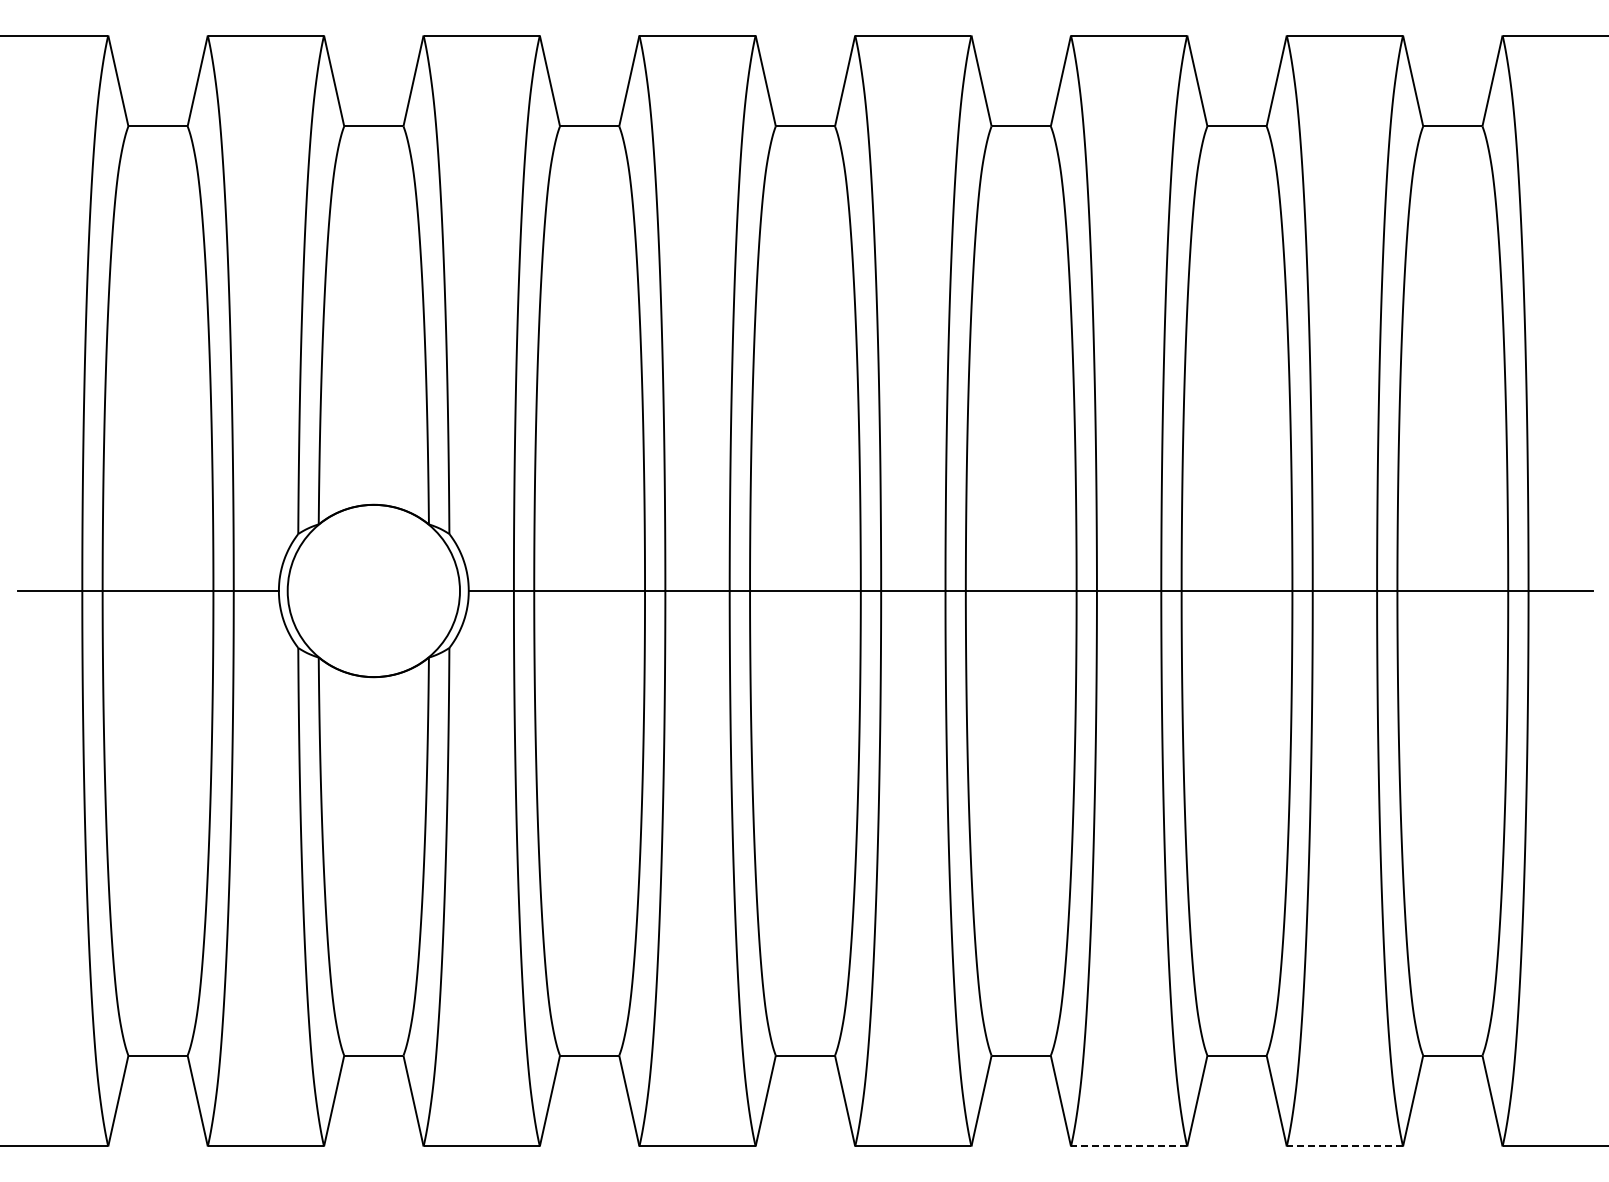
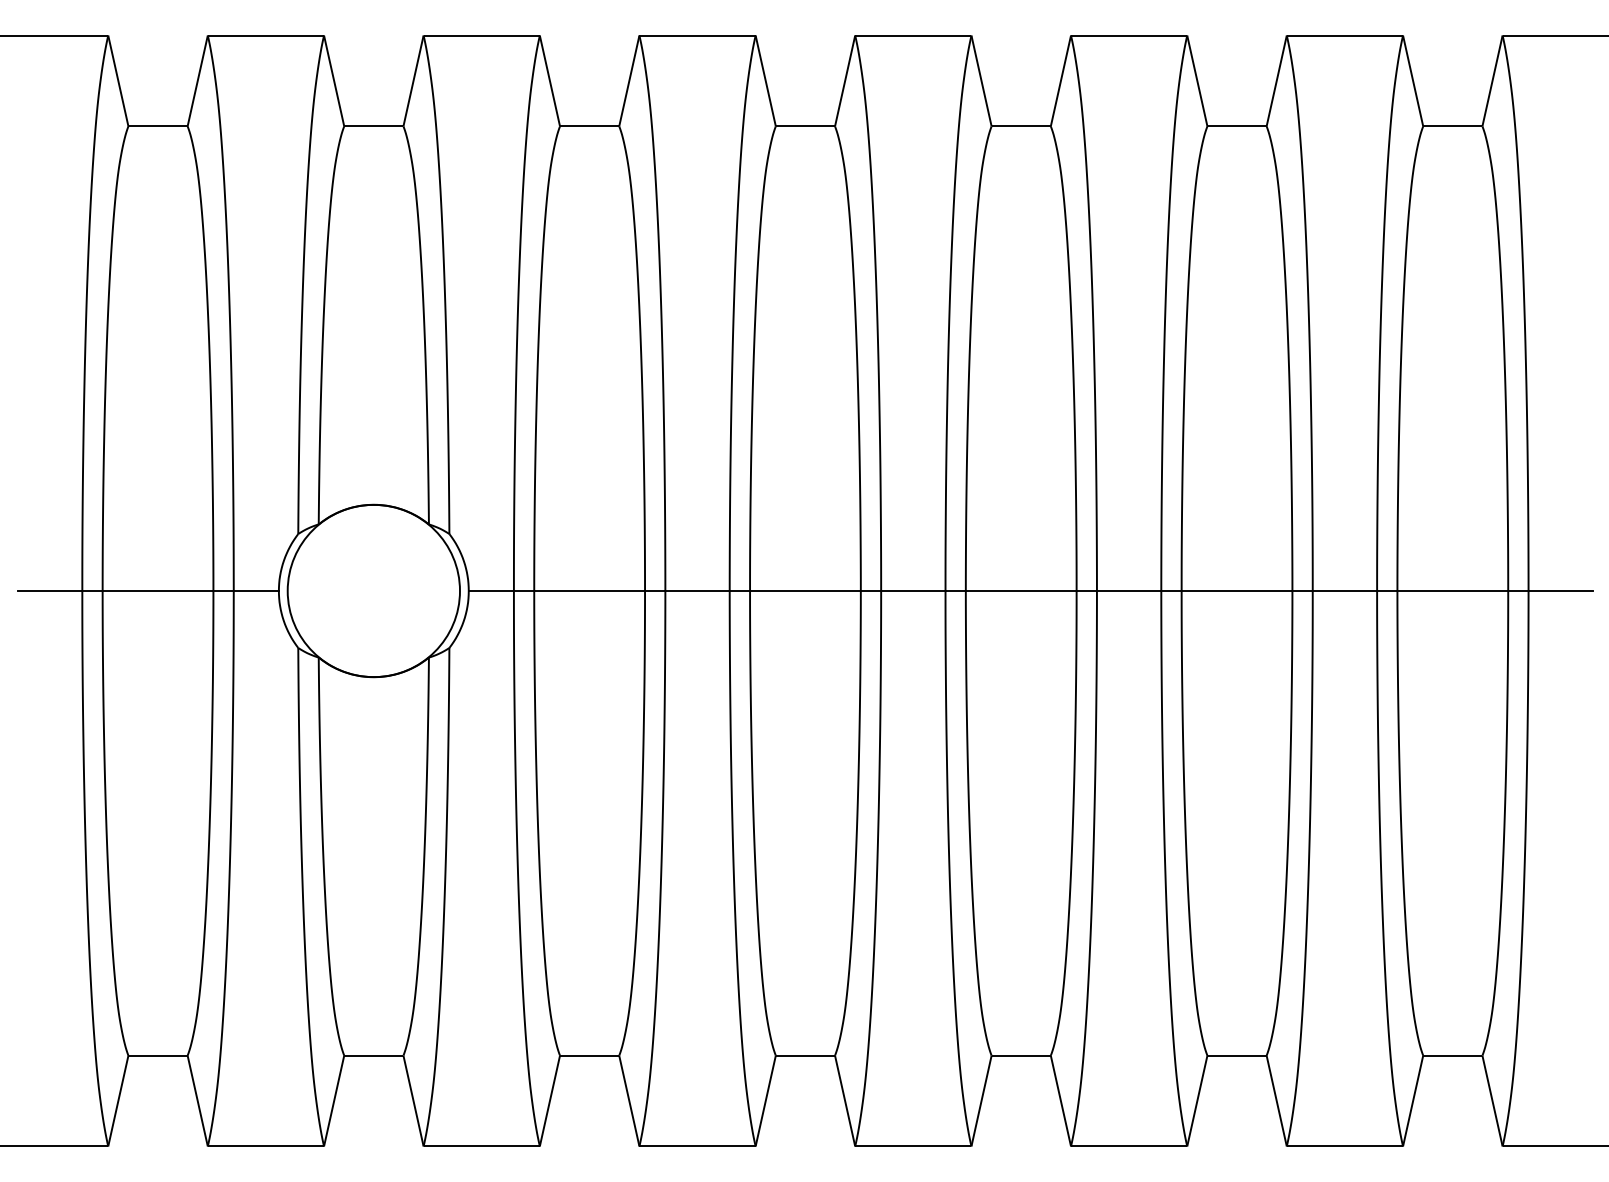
line: dashed -> solid (1129, 1146)
line: dashed -> solid (1345, 1146)
